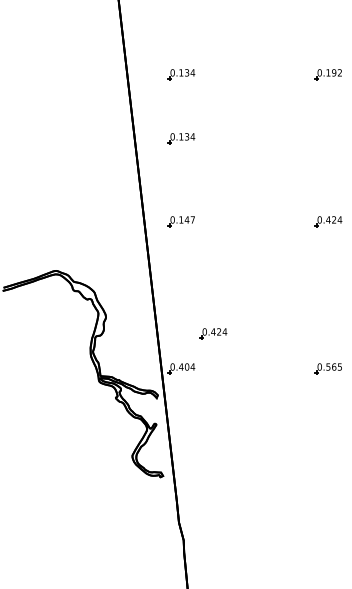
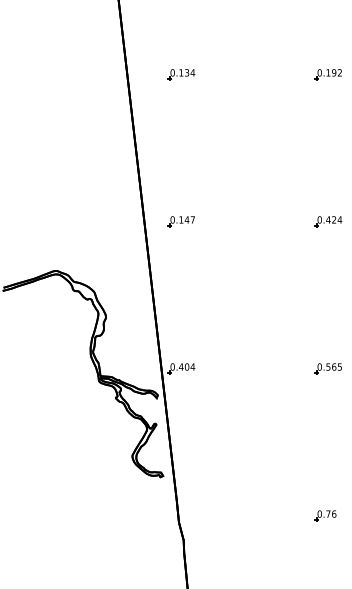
part: present -> none (181, 138)
part: present -> none (213, 333)
part: none -> present (325, 515)
